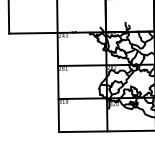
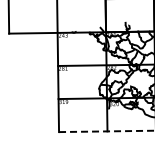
line: solid -> dashed (106, 131)
